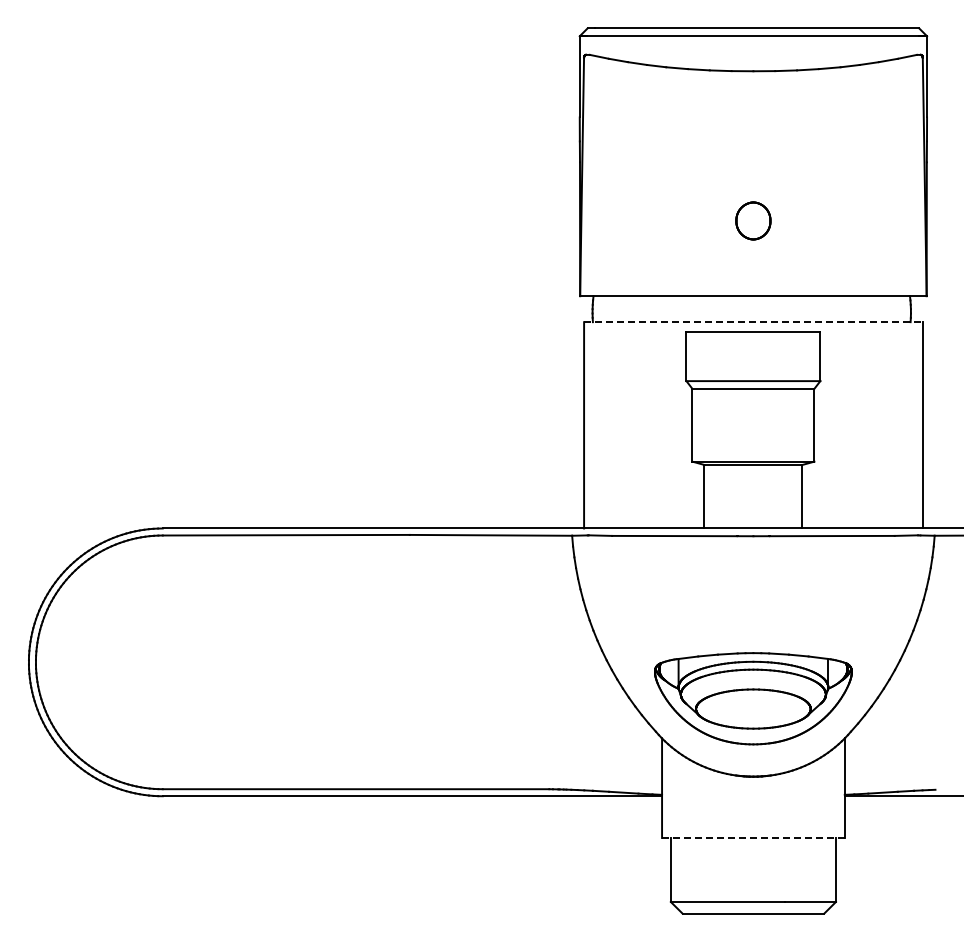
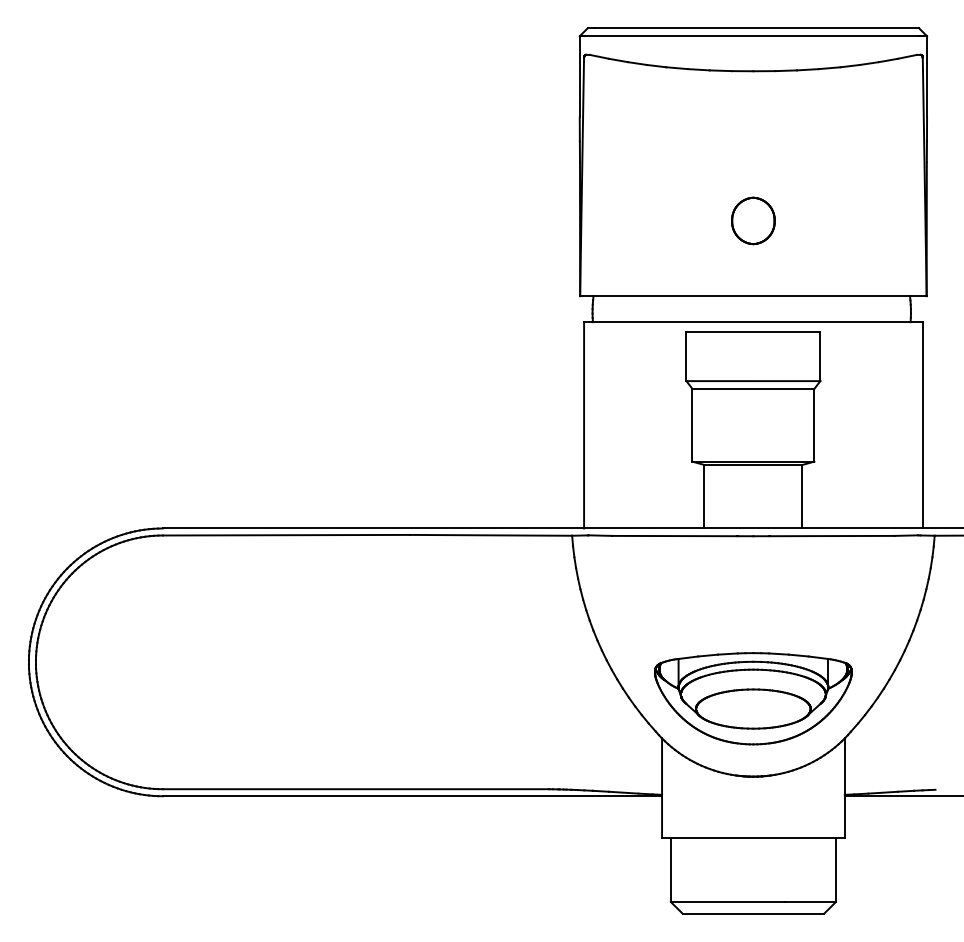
part size: 37x40 px -> 45x50 px (753, 220)
line: dashed -> solid (753, 322)
line: dashed -> solid (752, 838)
